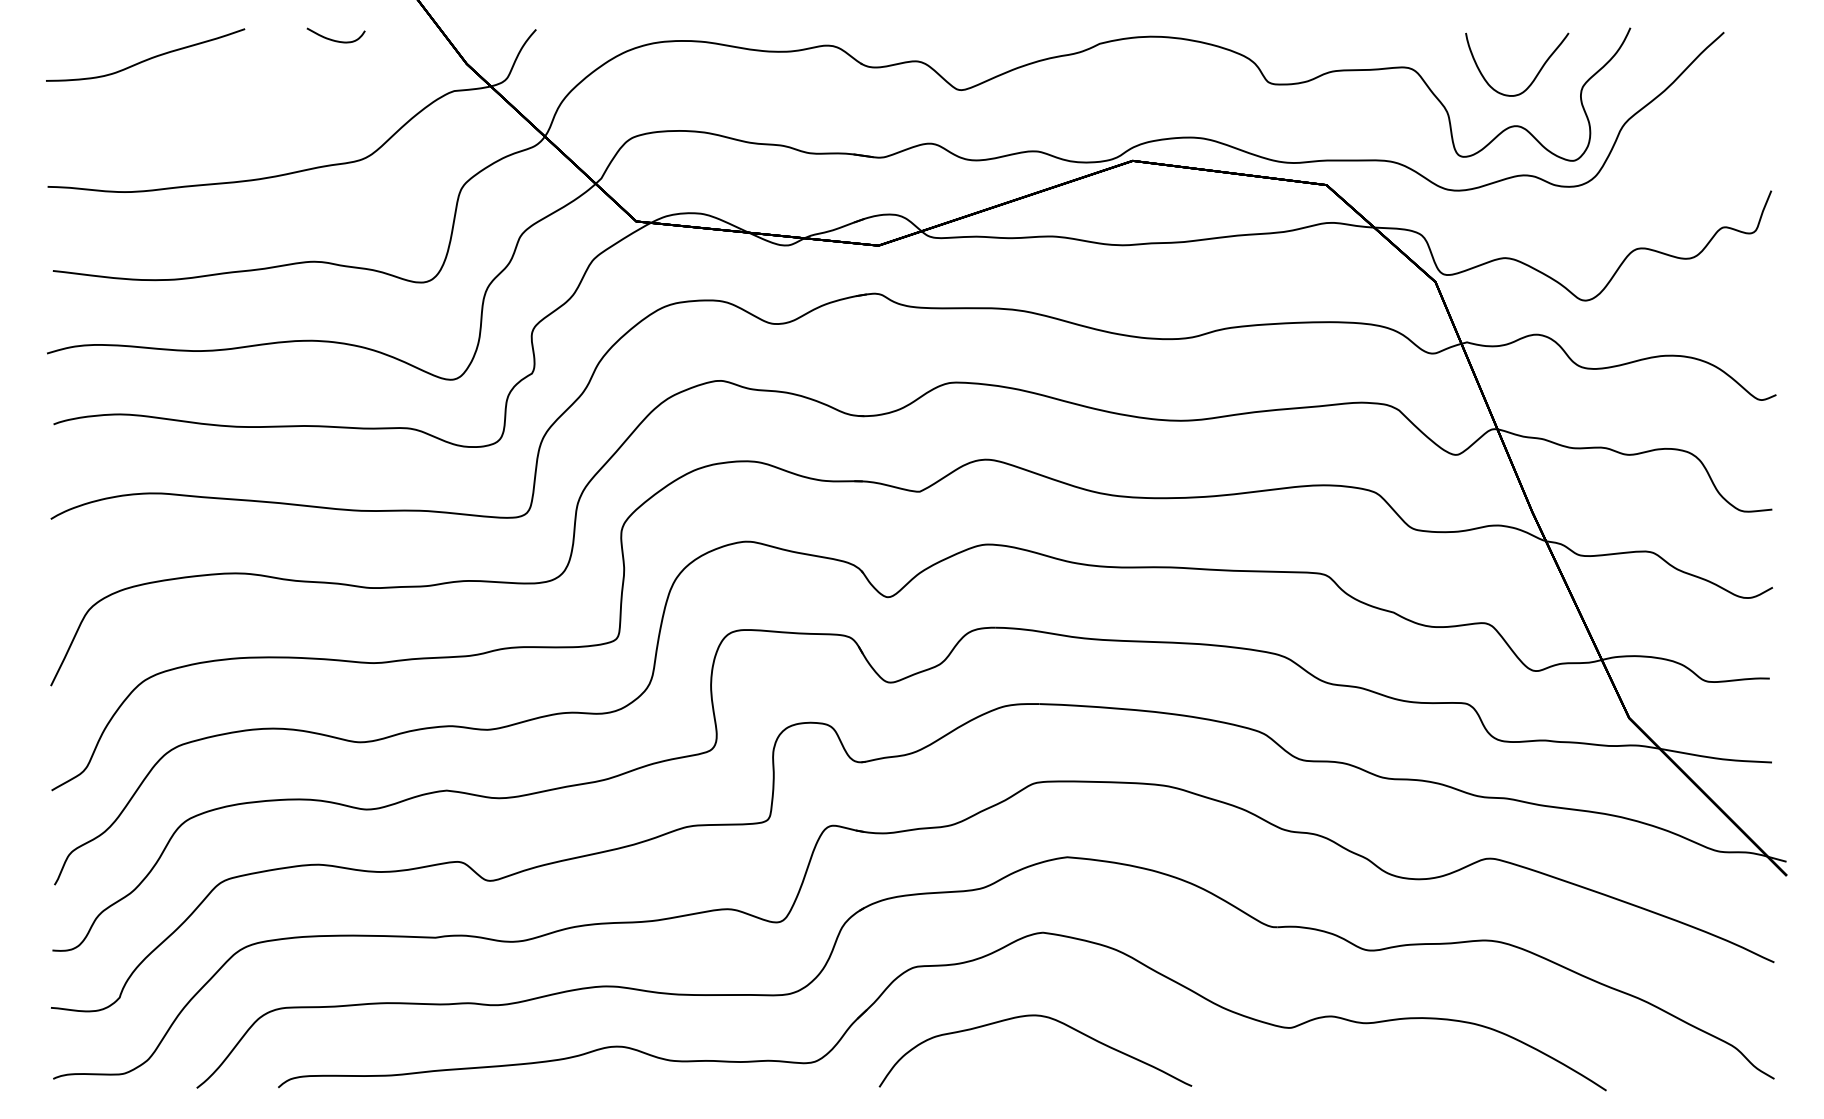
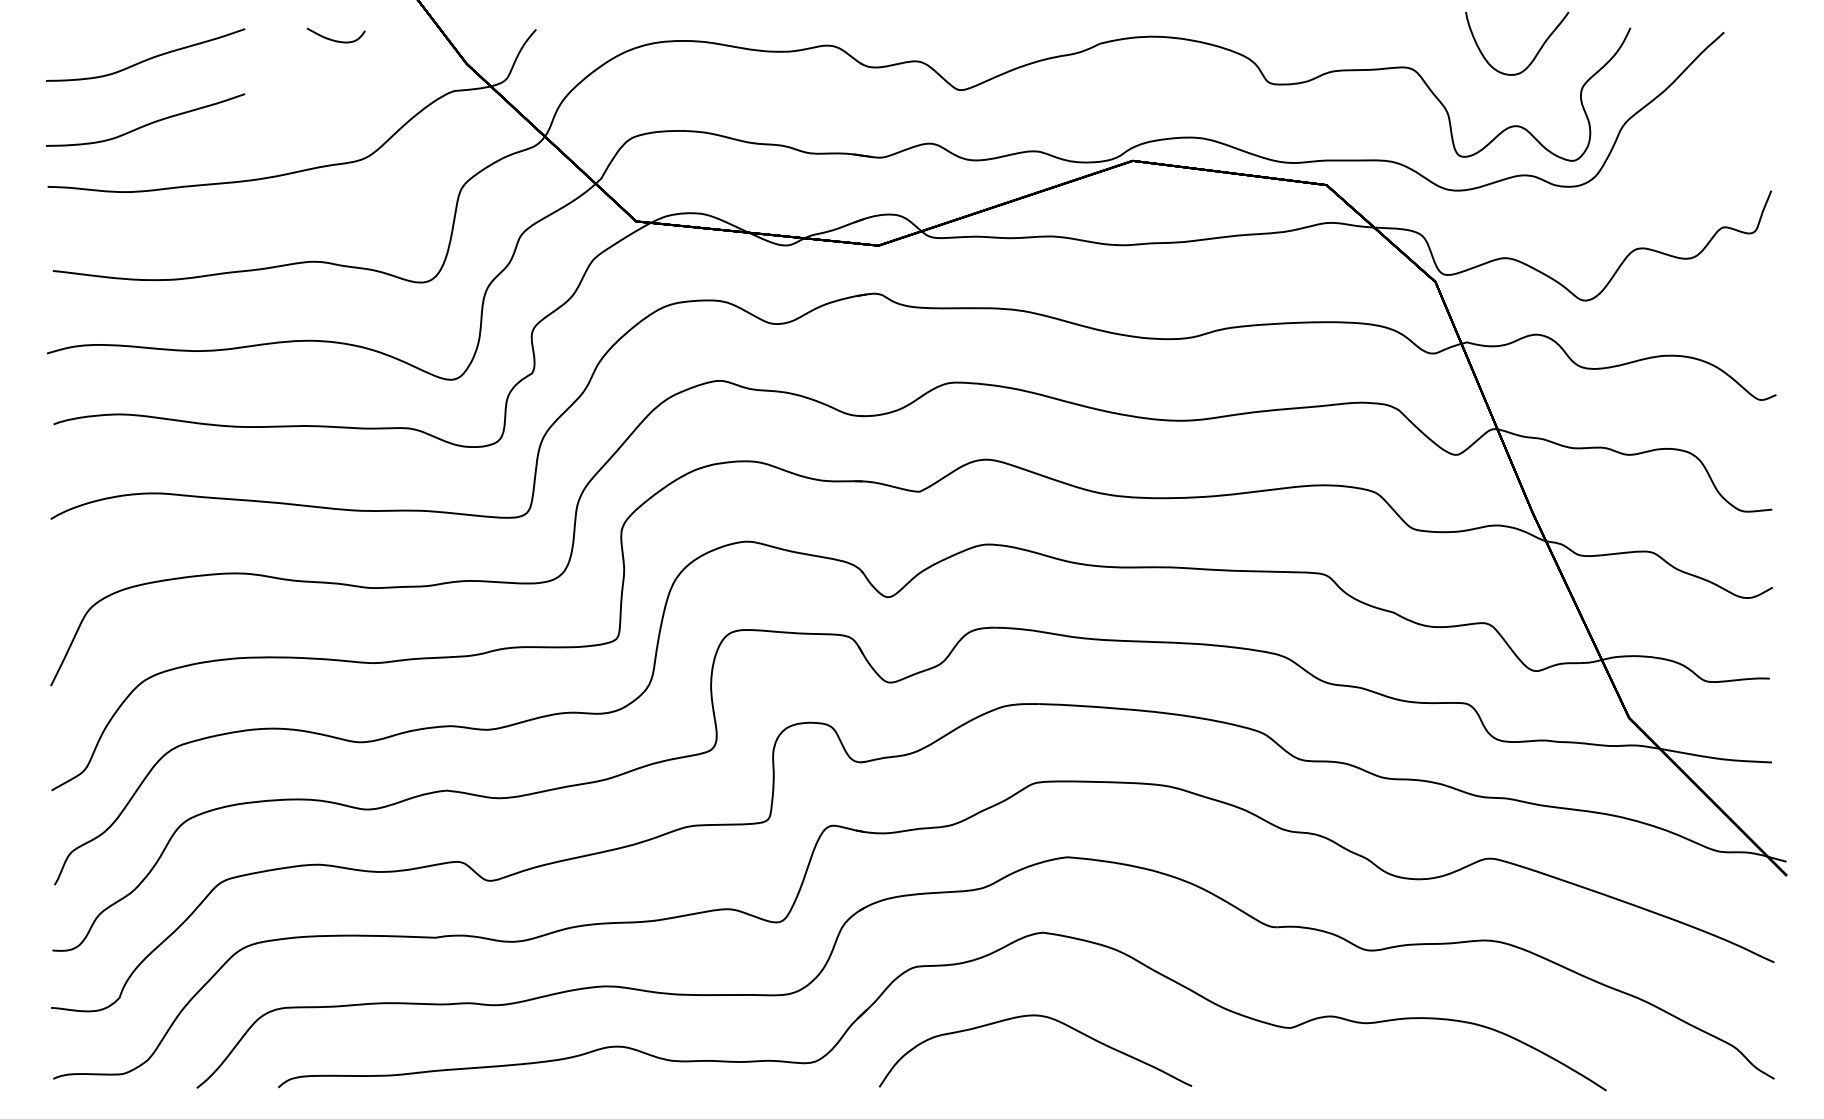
curve position: (1534, 77) -> (1534, 56) (1534, 56)
curve: none -> present (147, 123)
